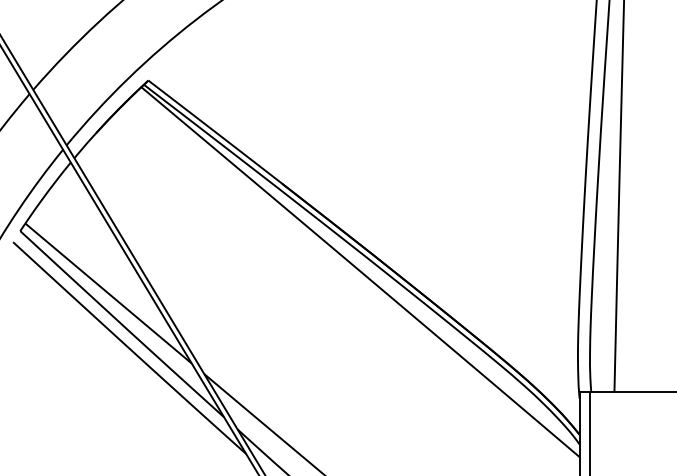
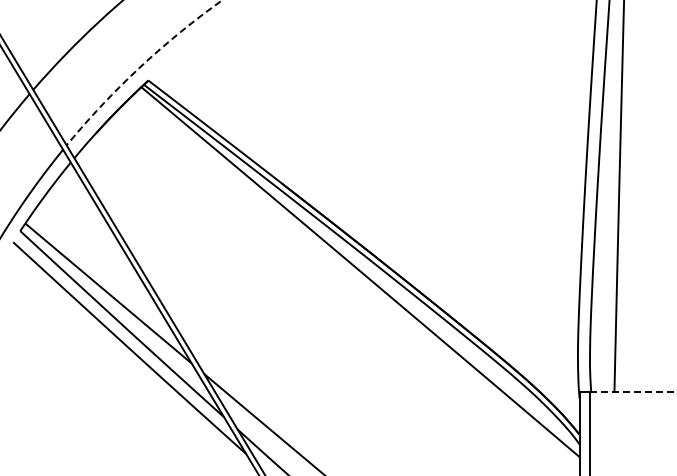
arc: solid -> dashed (140, 67)
line: solid -> dashed (633, 391)
